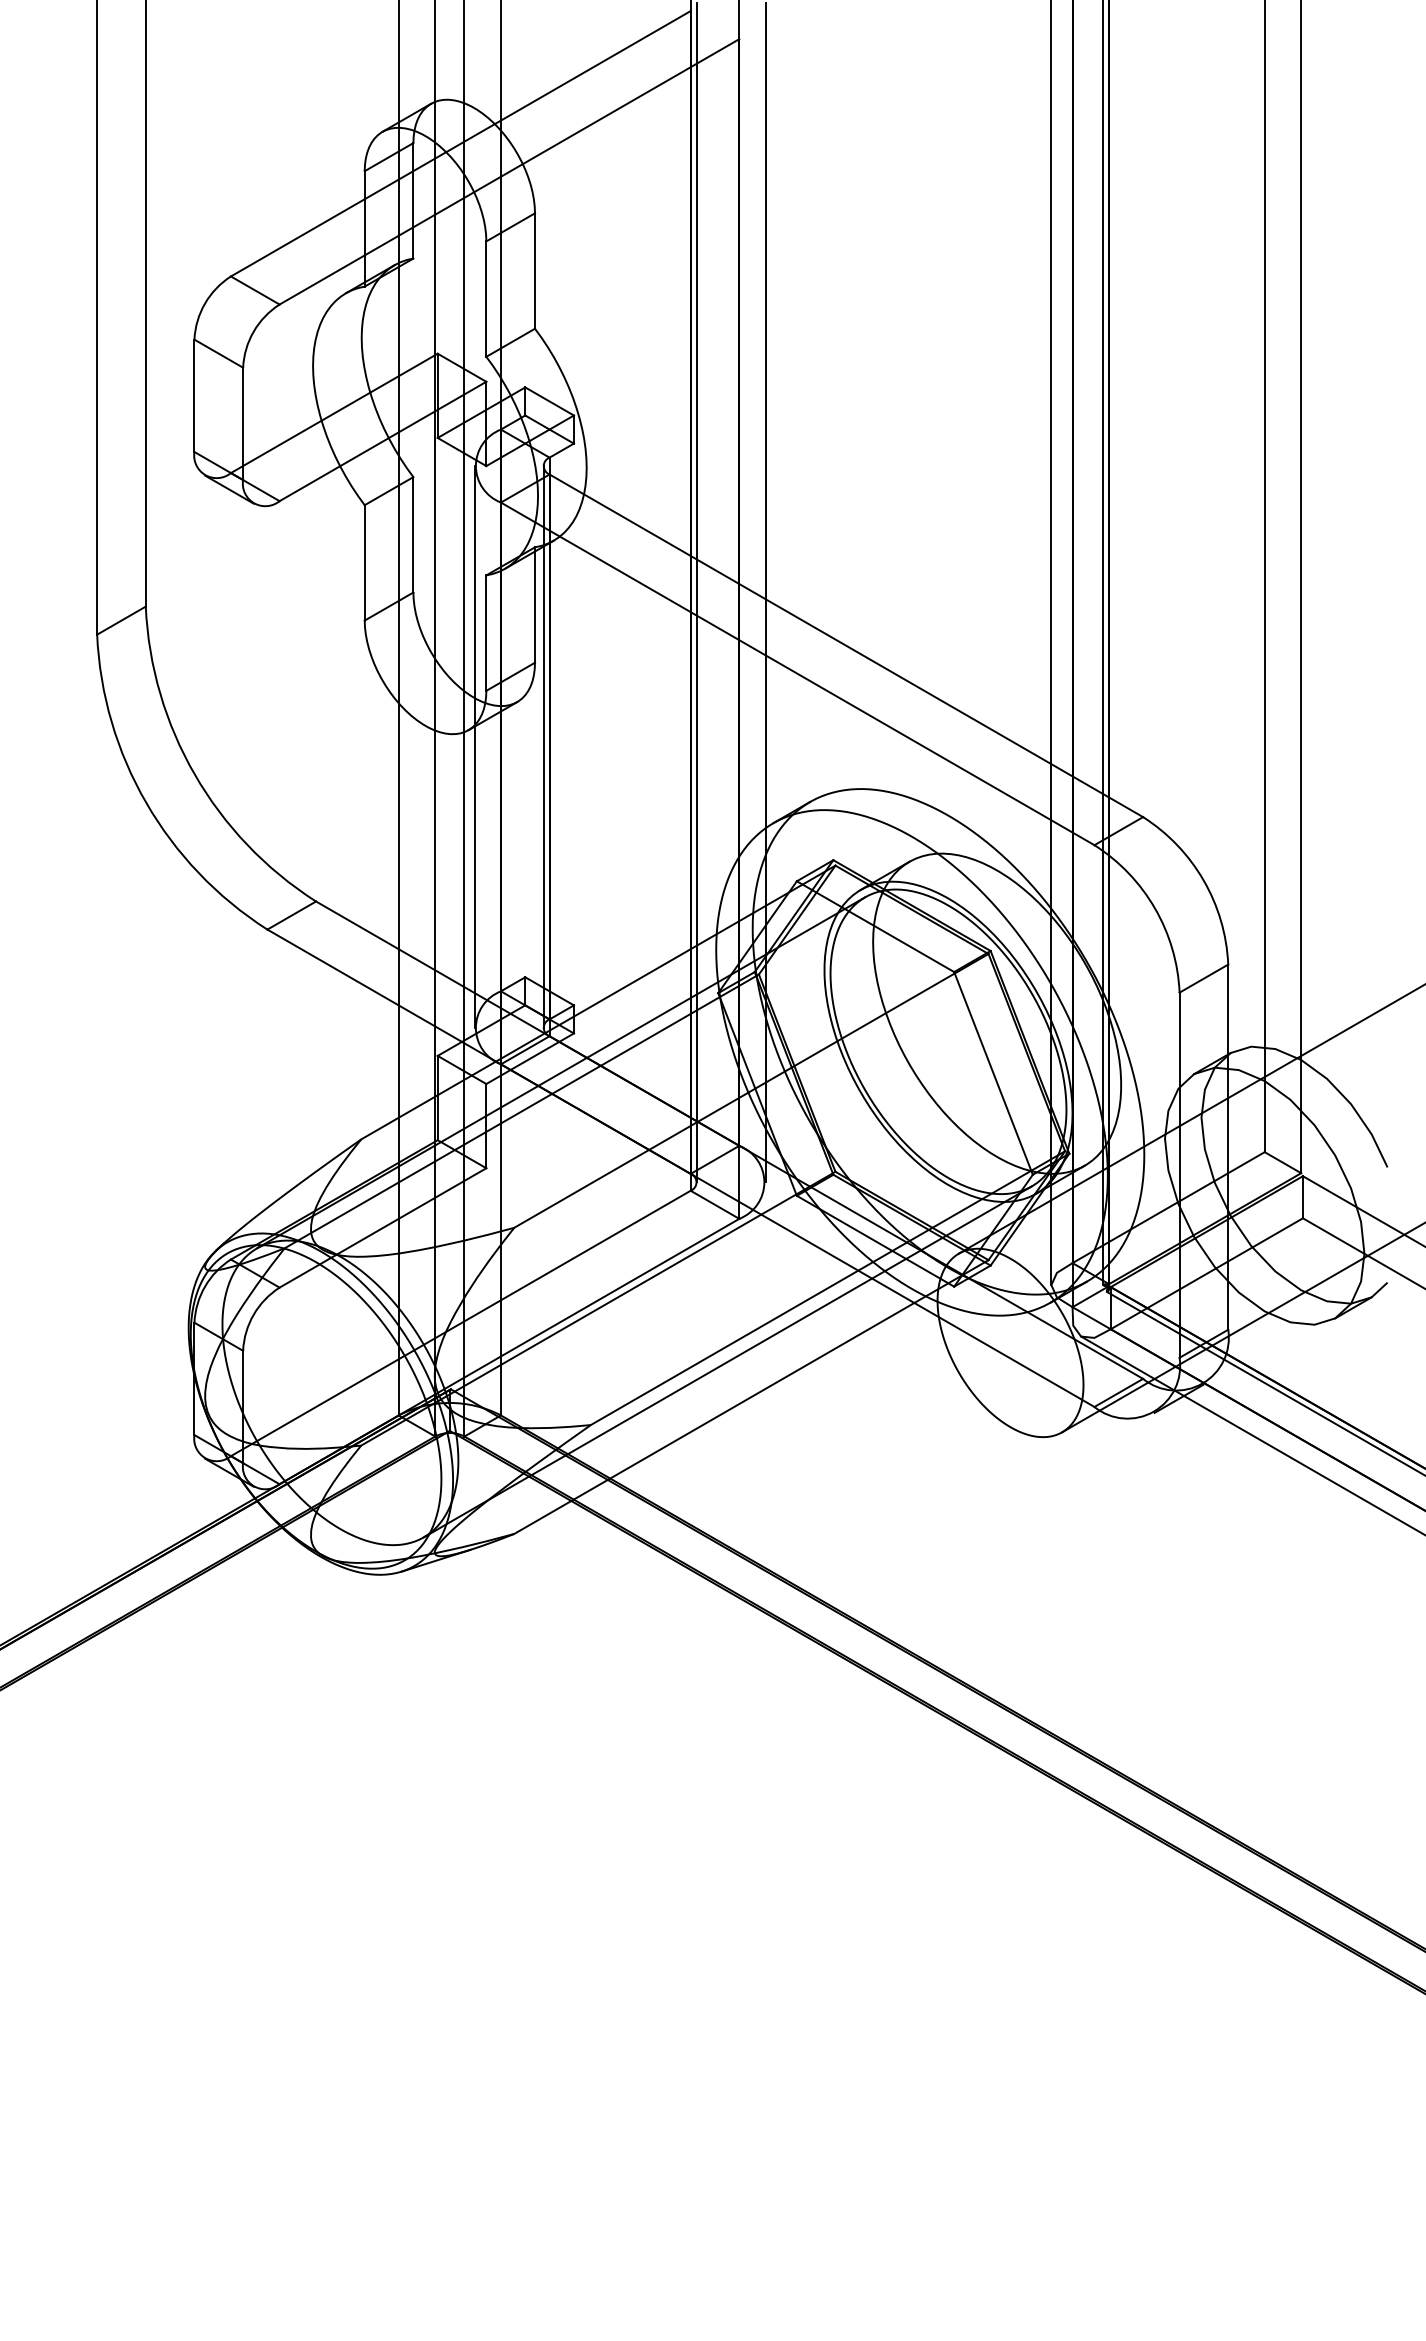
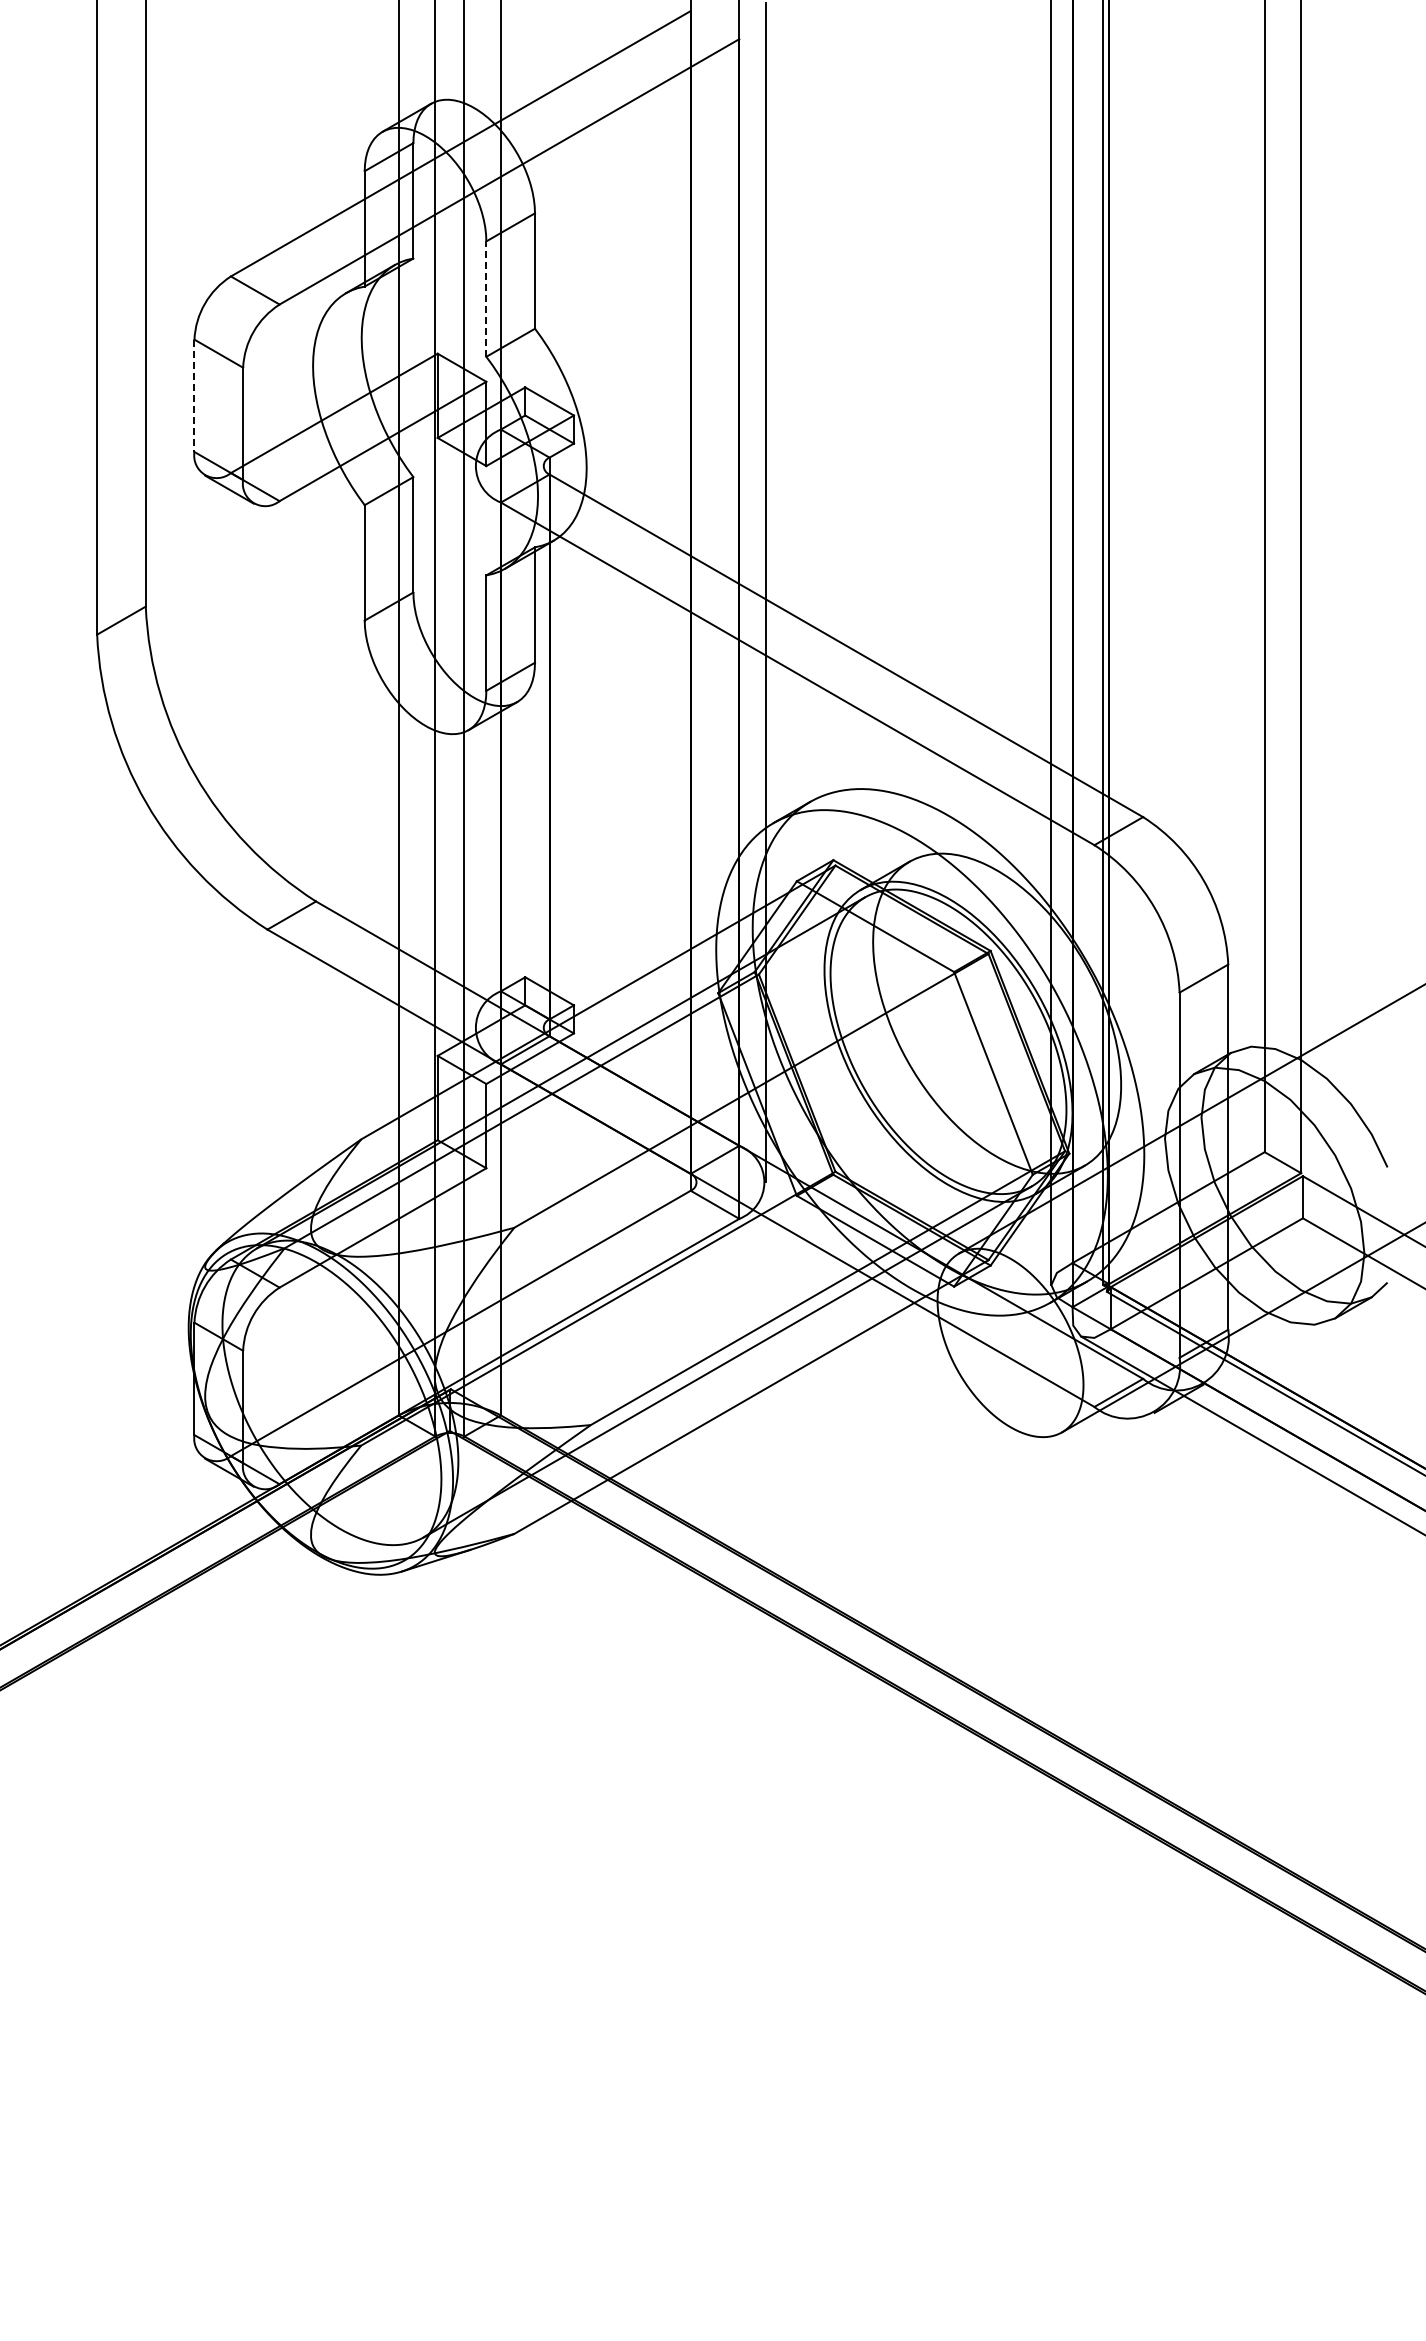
line: solid -> dashed (486, 299)
line: solid -> dashed (194, 396)
line: present -> none (696, 592)
line: present -> none (474, 746)
line: present -> none (543, 746)
